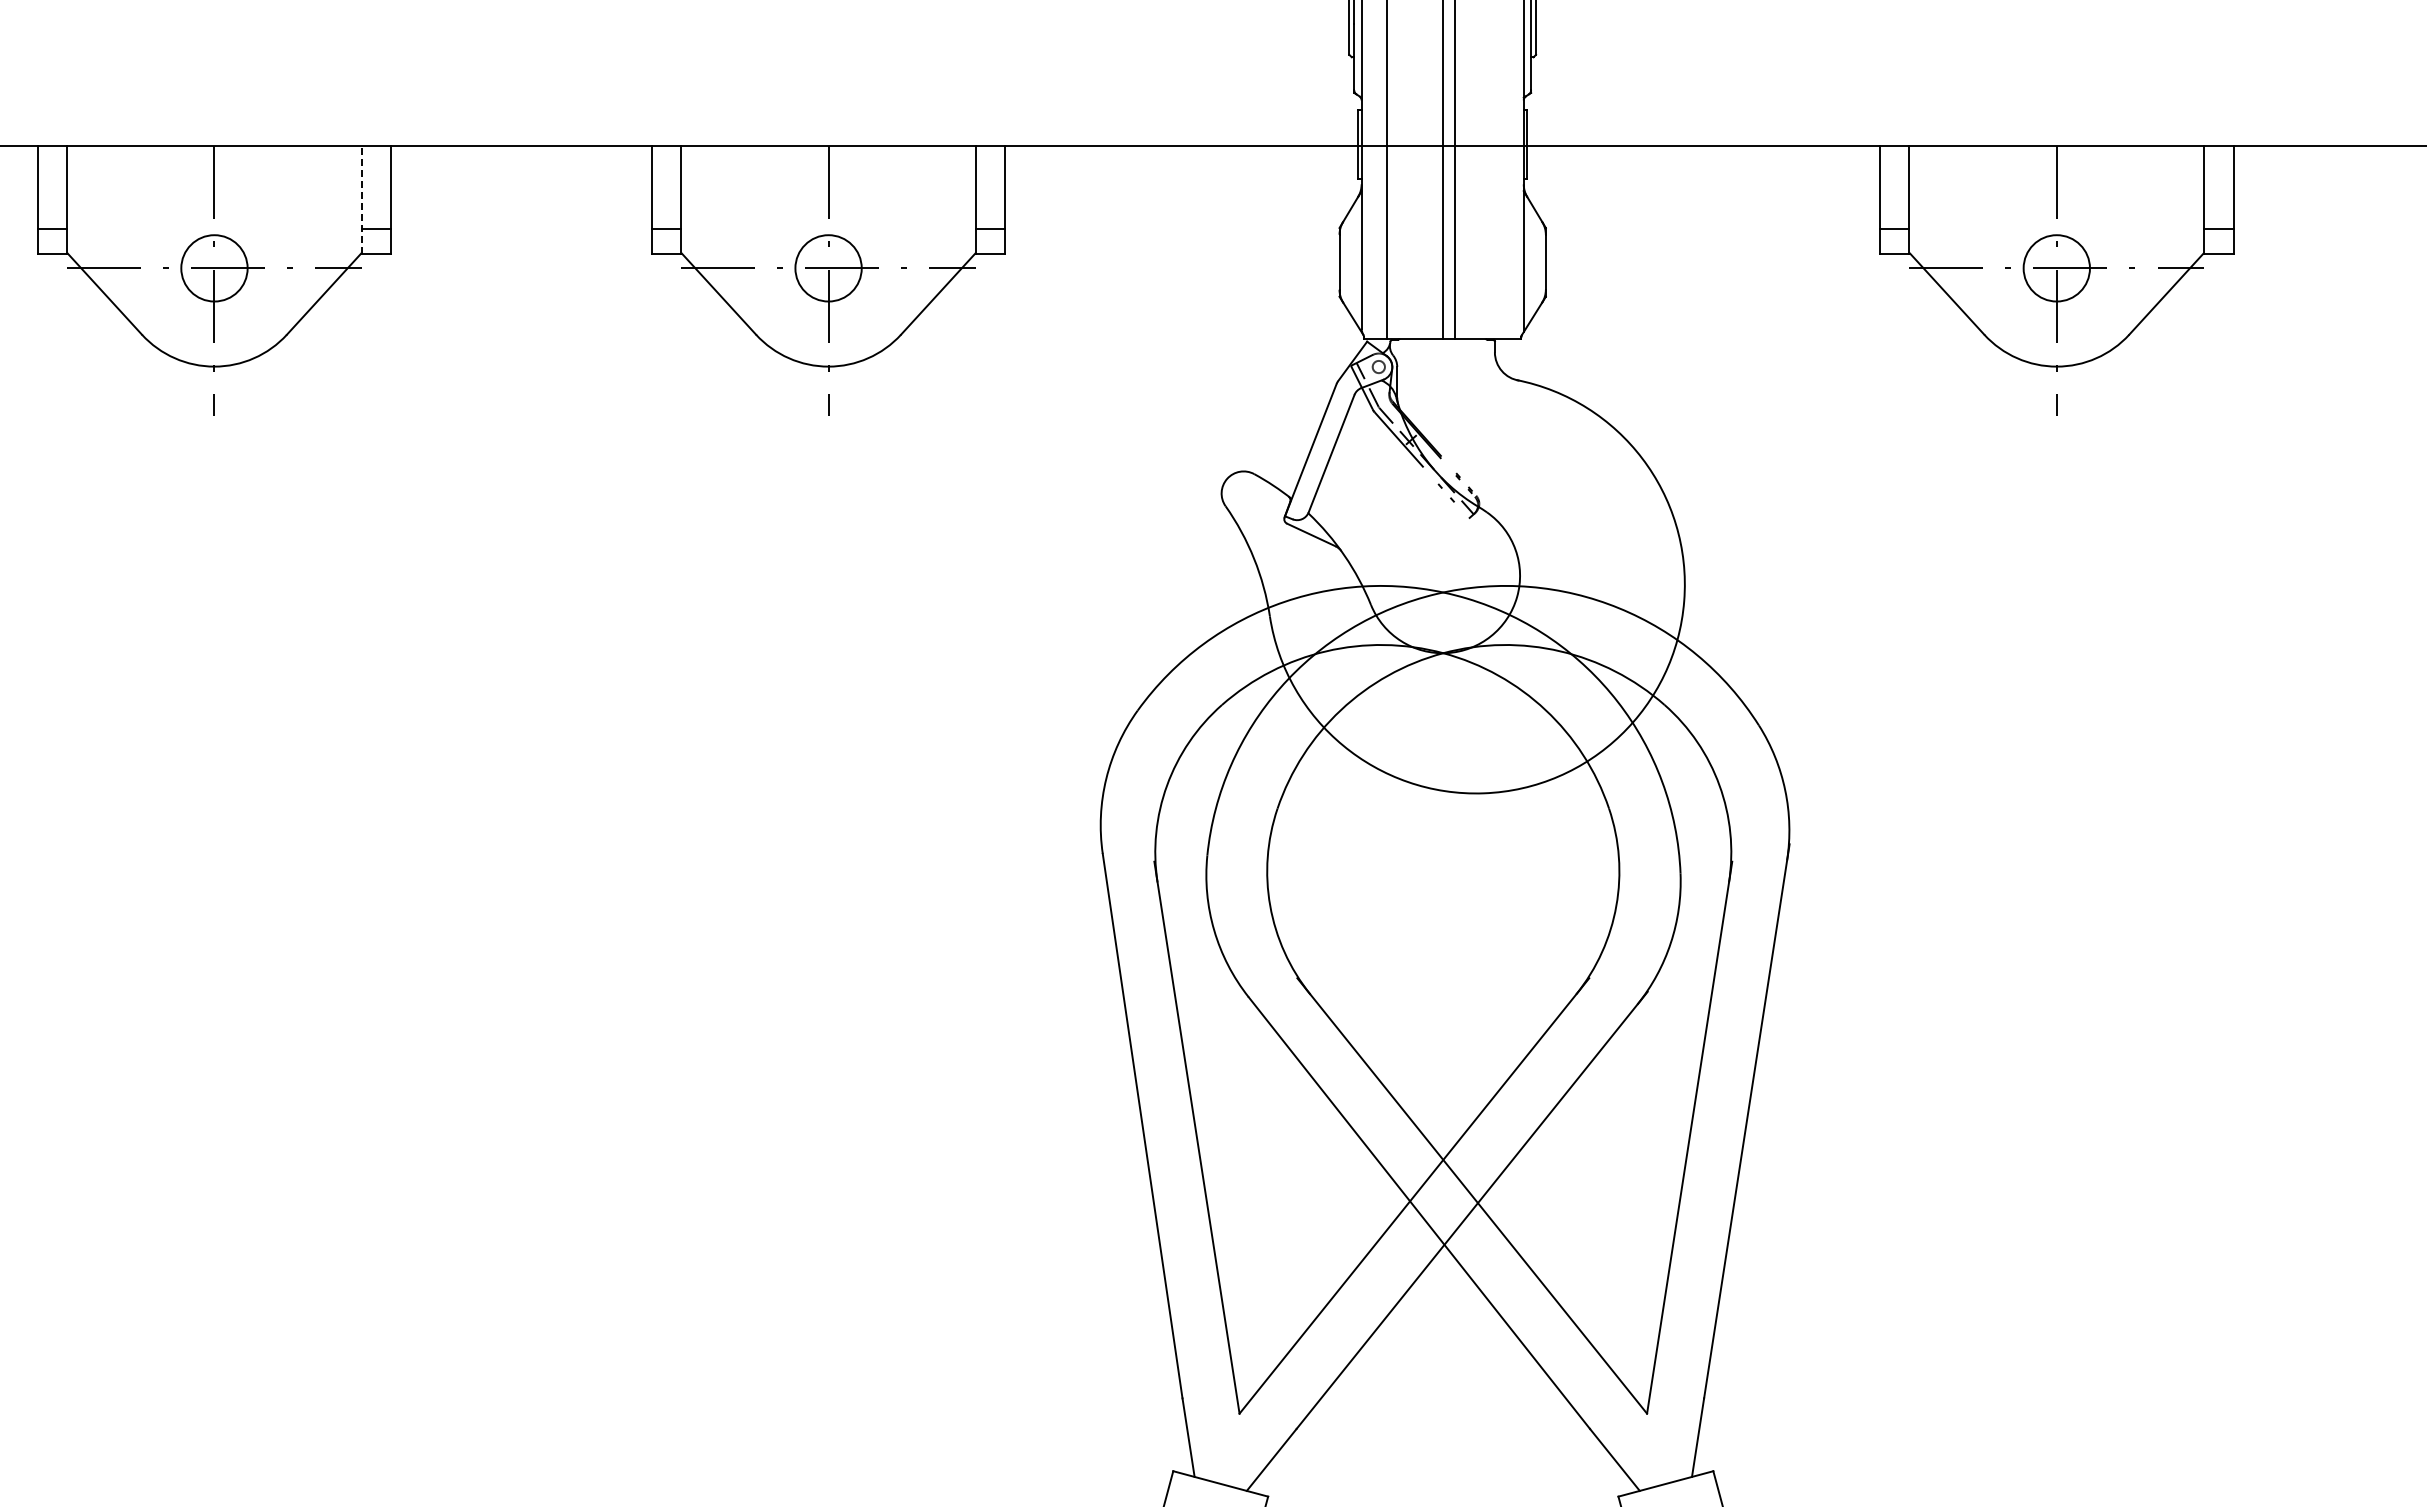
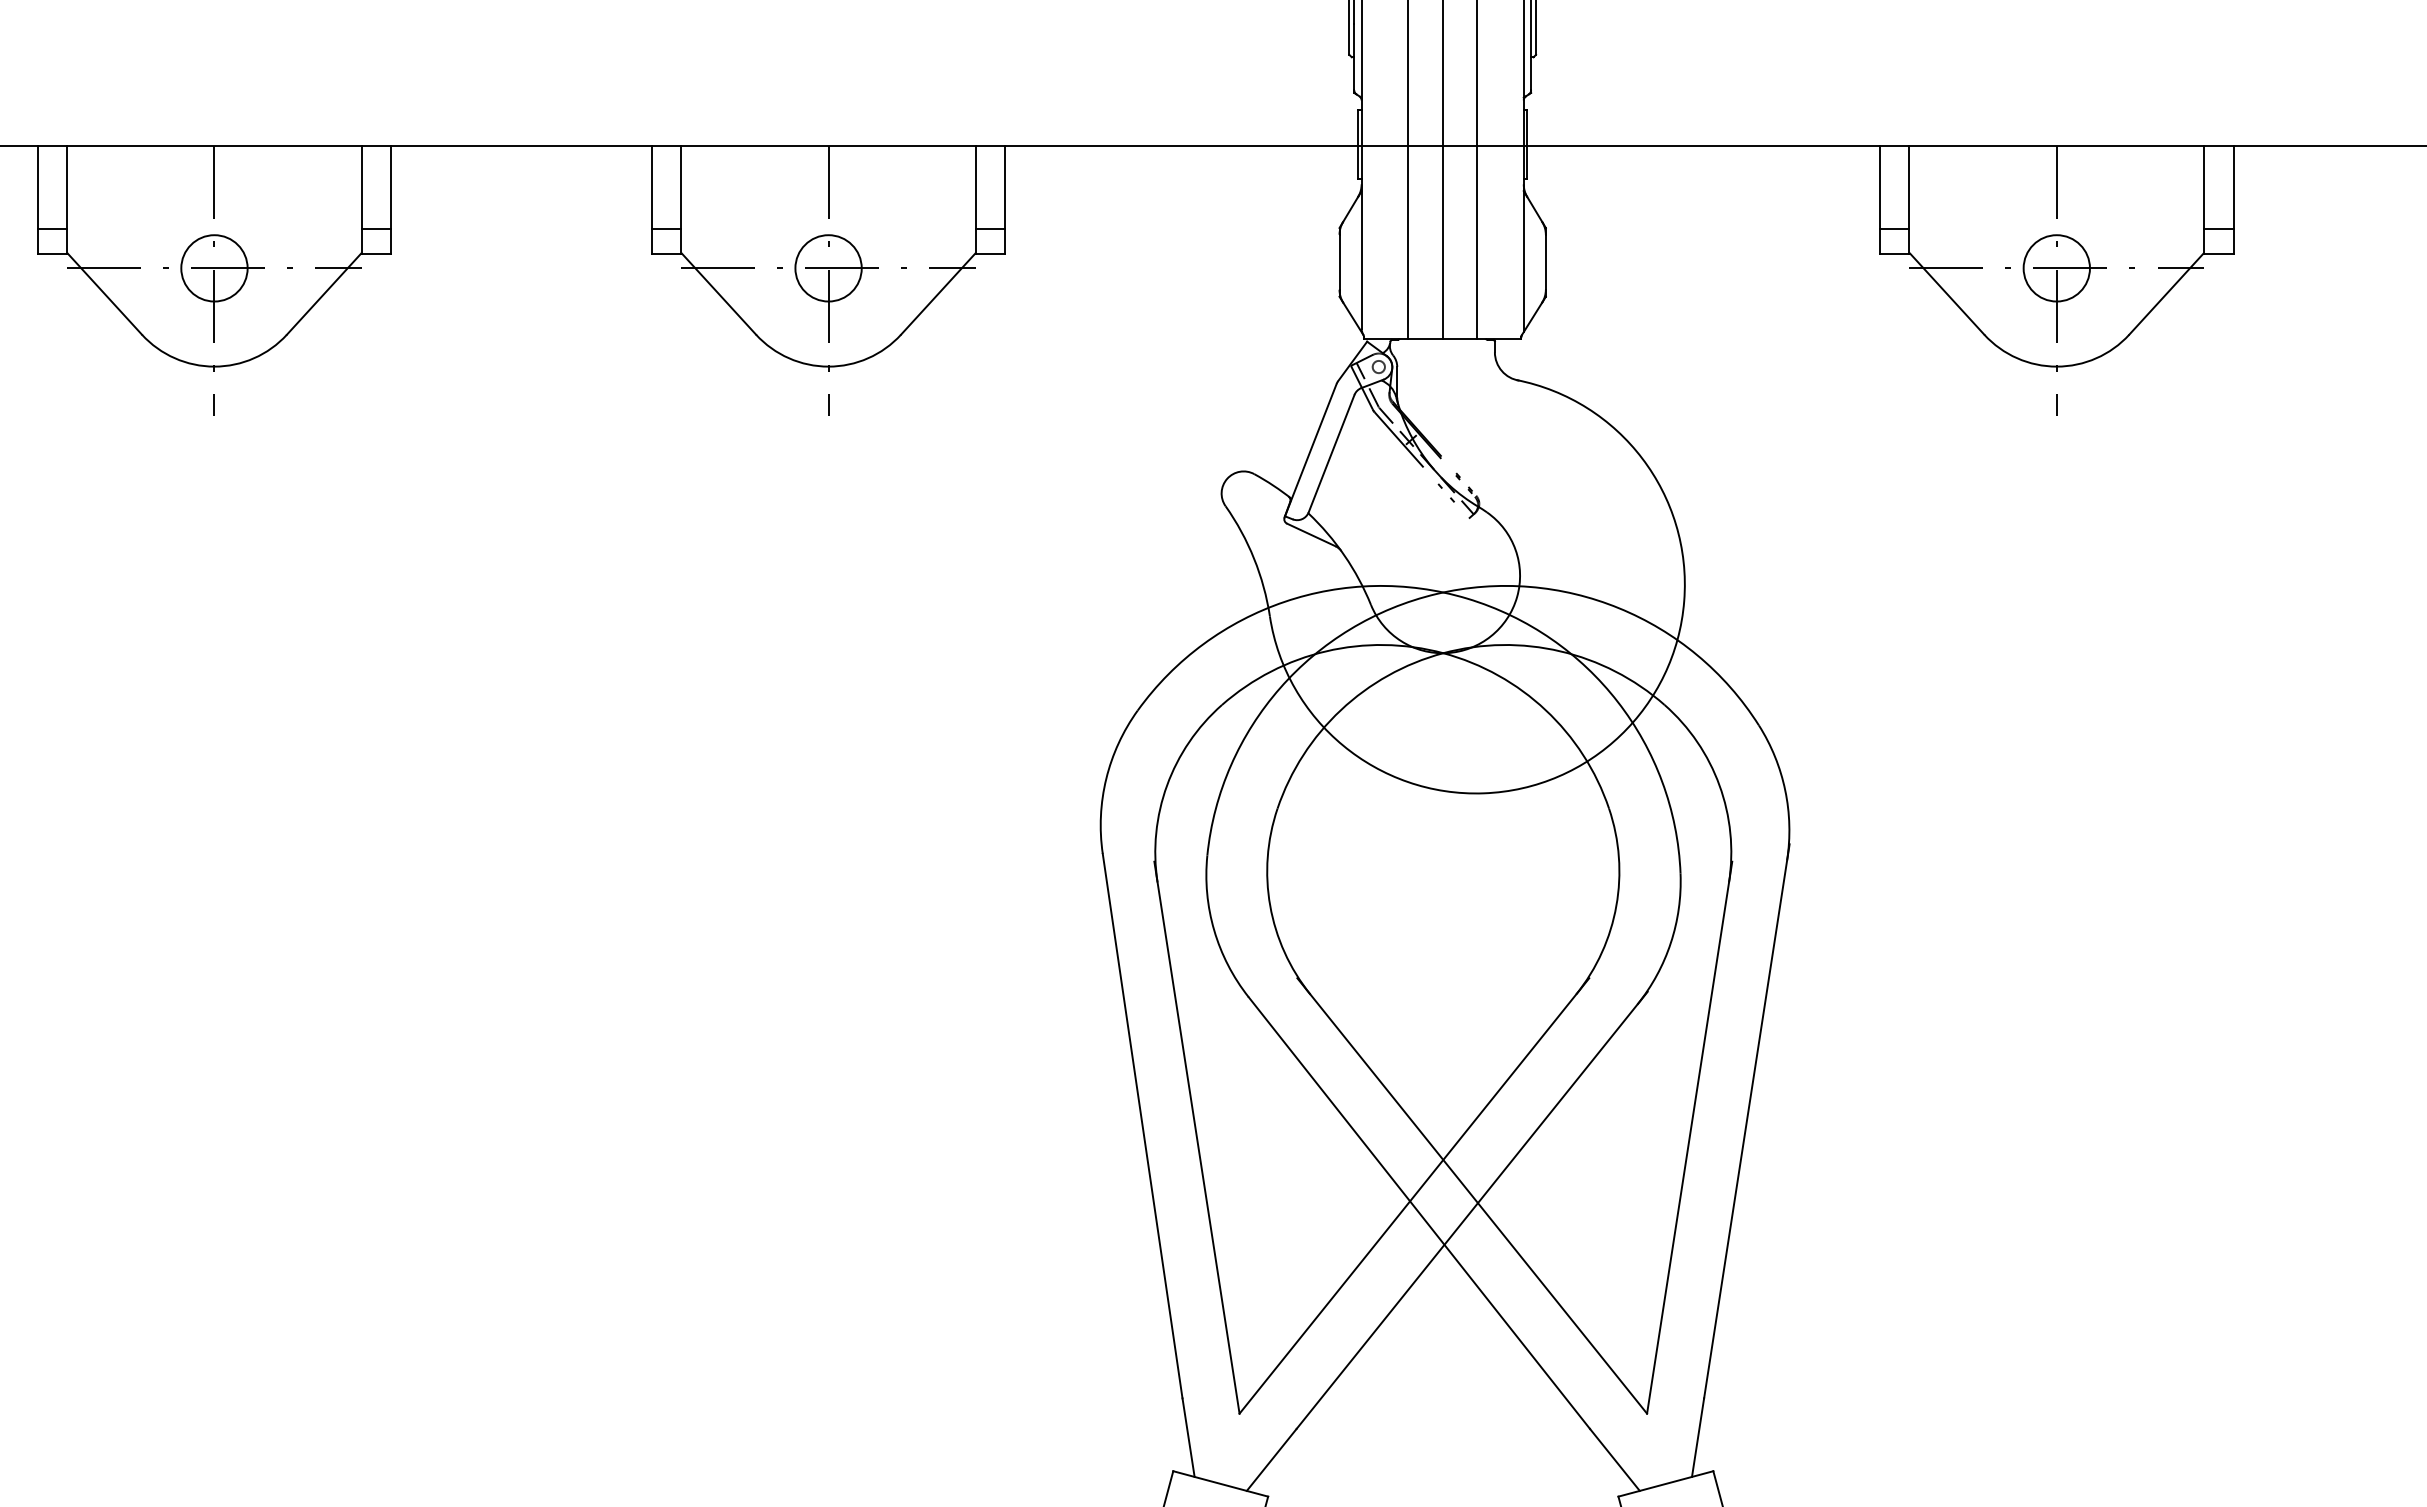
line position: (1387, 170) -> (1408, 170) (1408, 170)
line position: (1455, 170) -> (1477, 170) (1477, 170)
line: dashed -> solid (361, 199)
